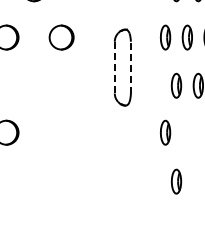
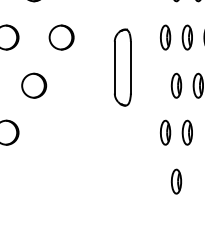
line: dashed -> solid (114, 67)
line: dashed -> solid (130, 67)
part: none -> present (34, 85)
part: none -> present (186, 132)
